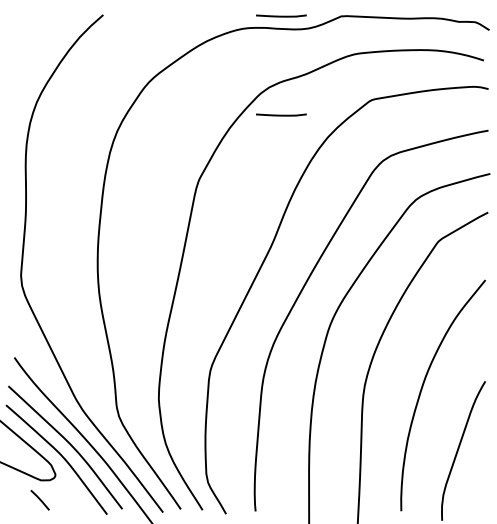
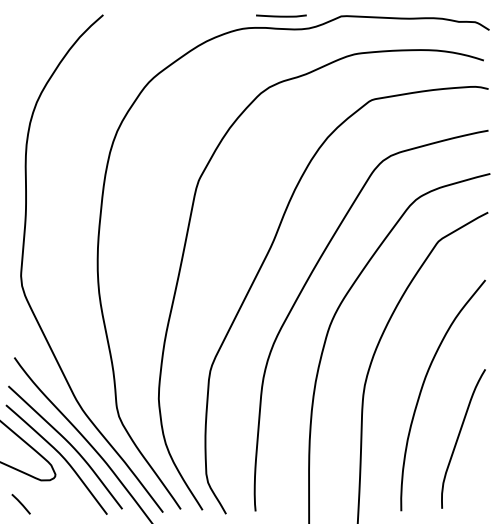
line: present -> none (281, 114)
curve position: (459, 448) -> (459, 436) (459, 436)
line position: (39, 500) -> (20, 504) (20, 504)
